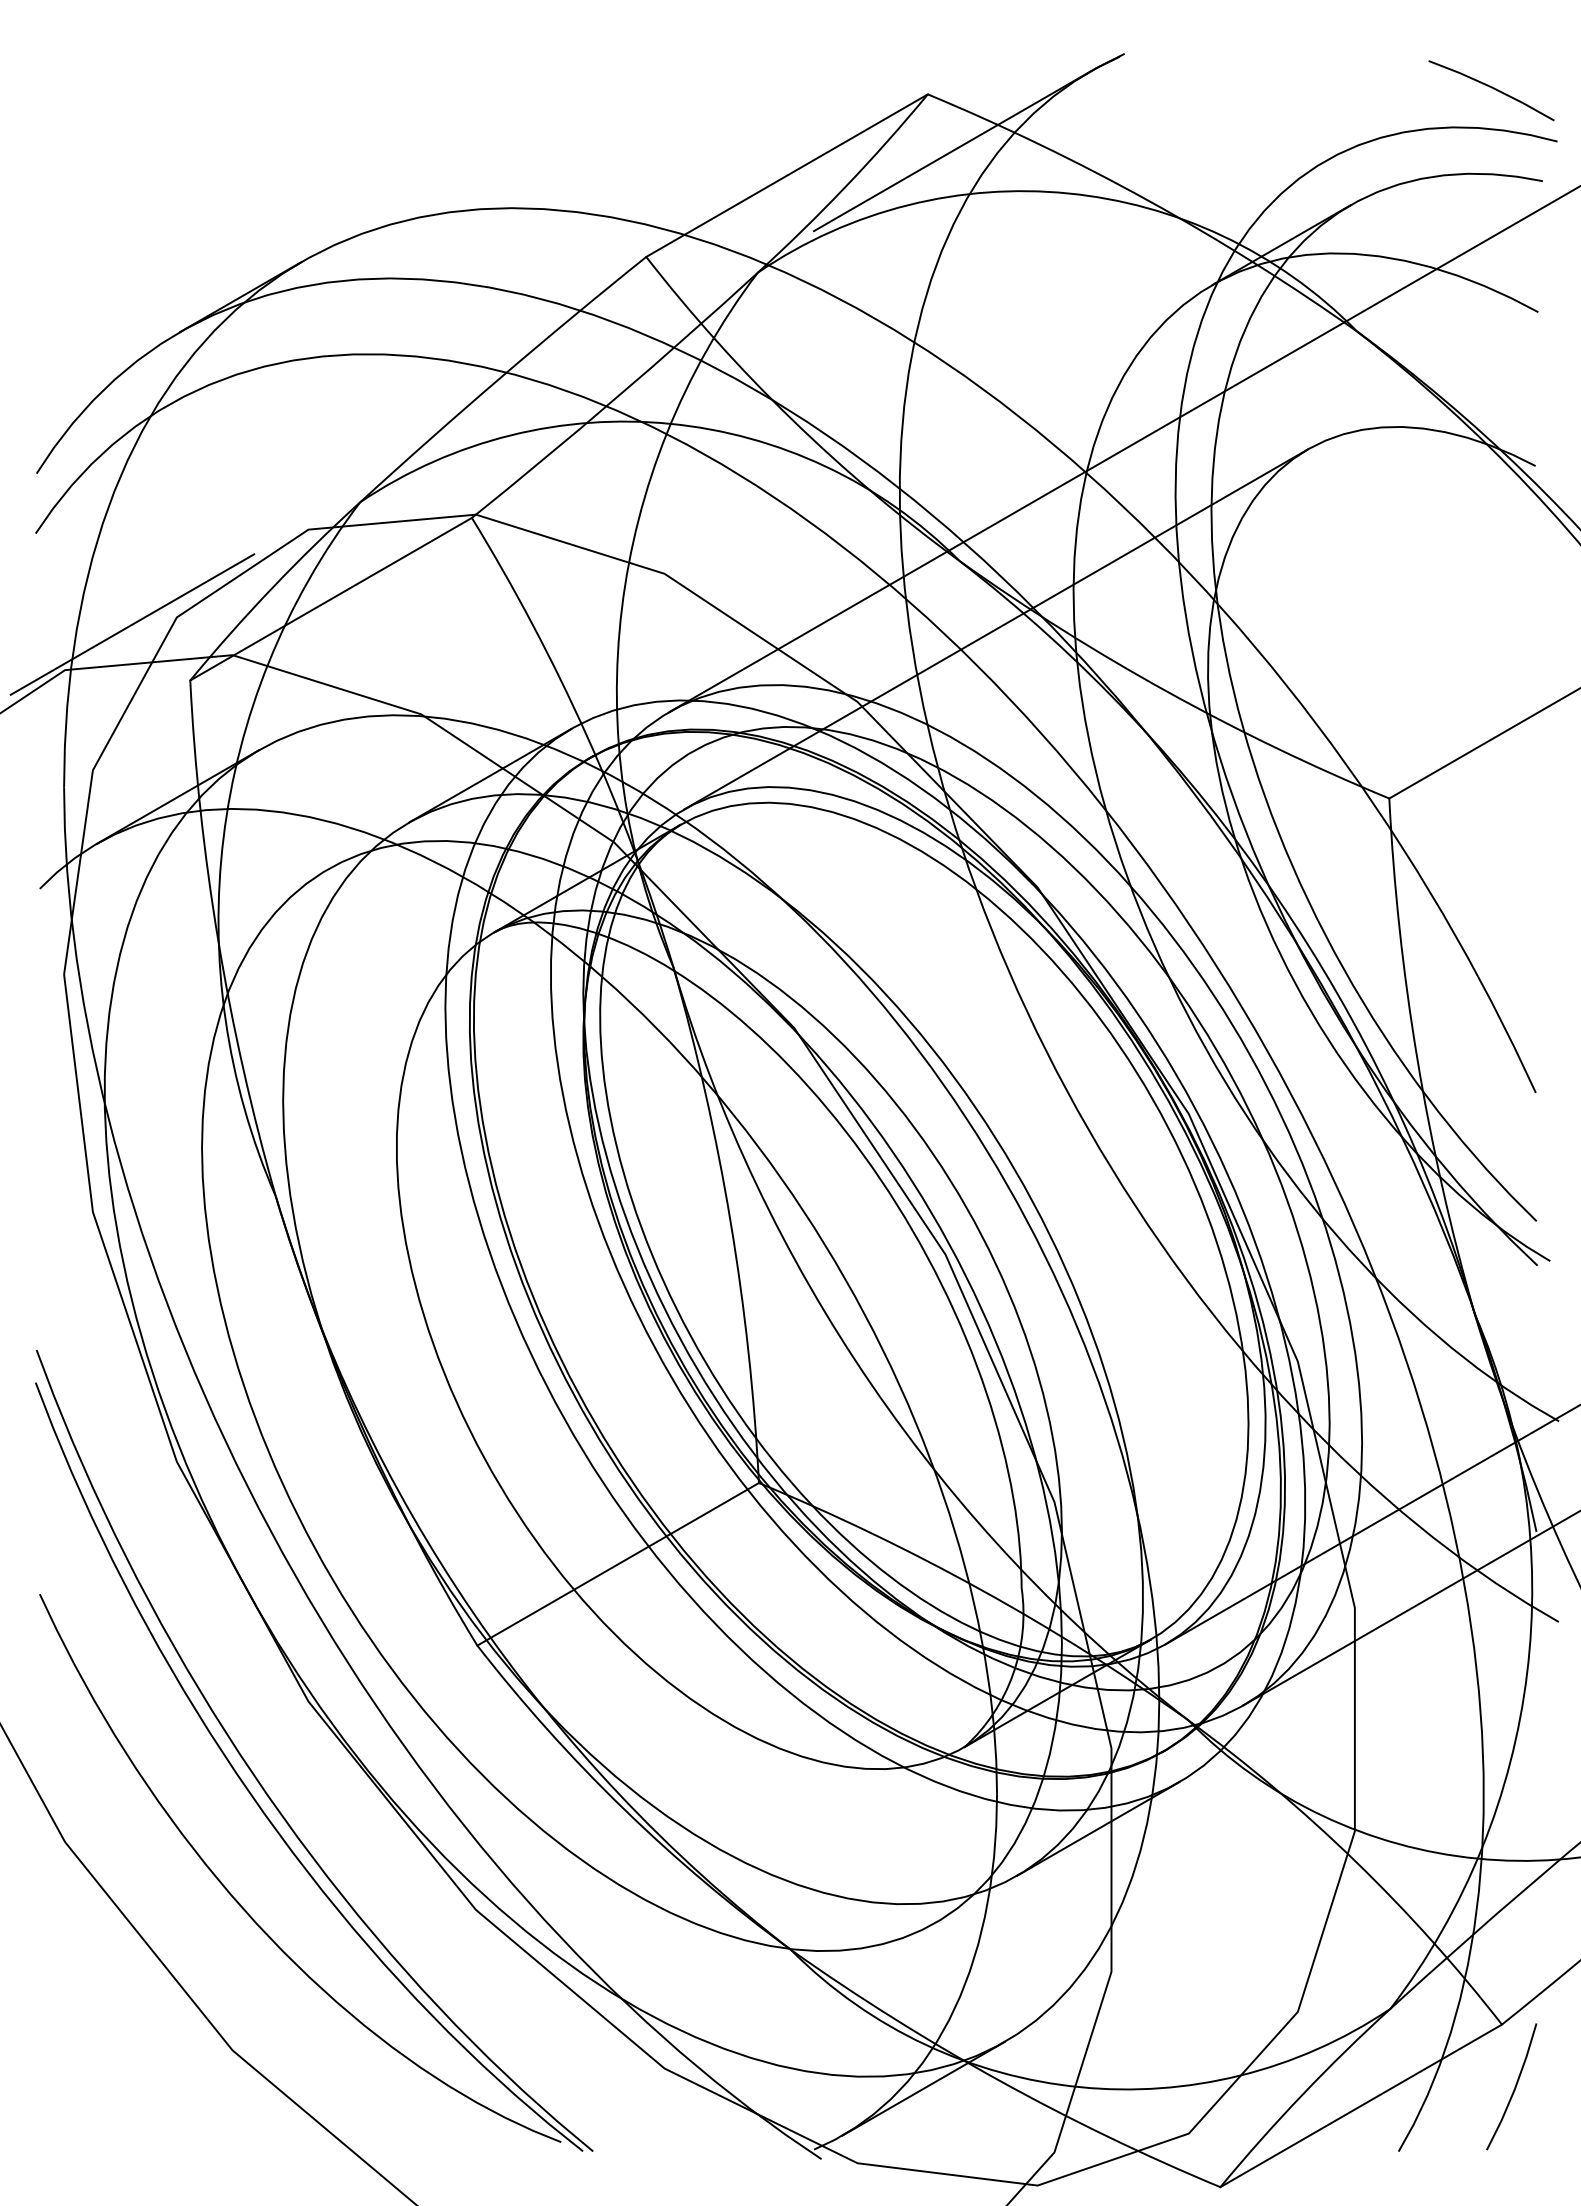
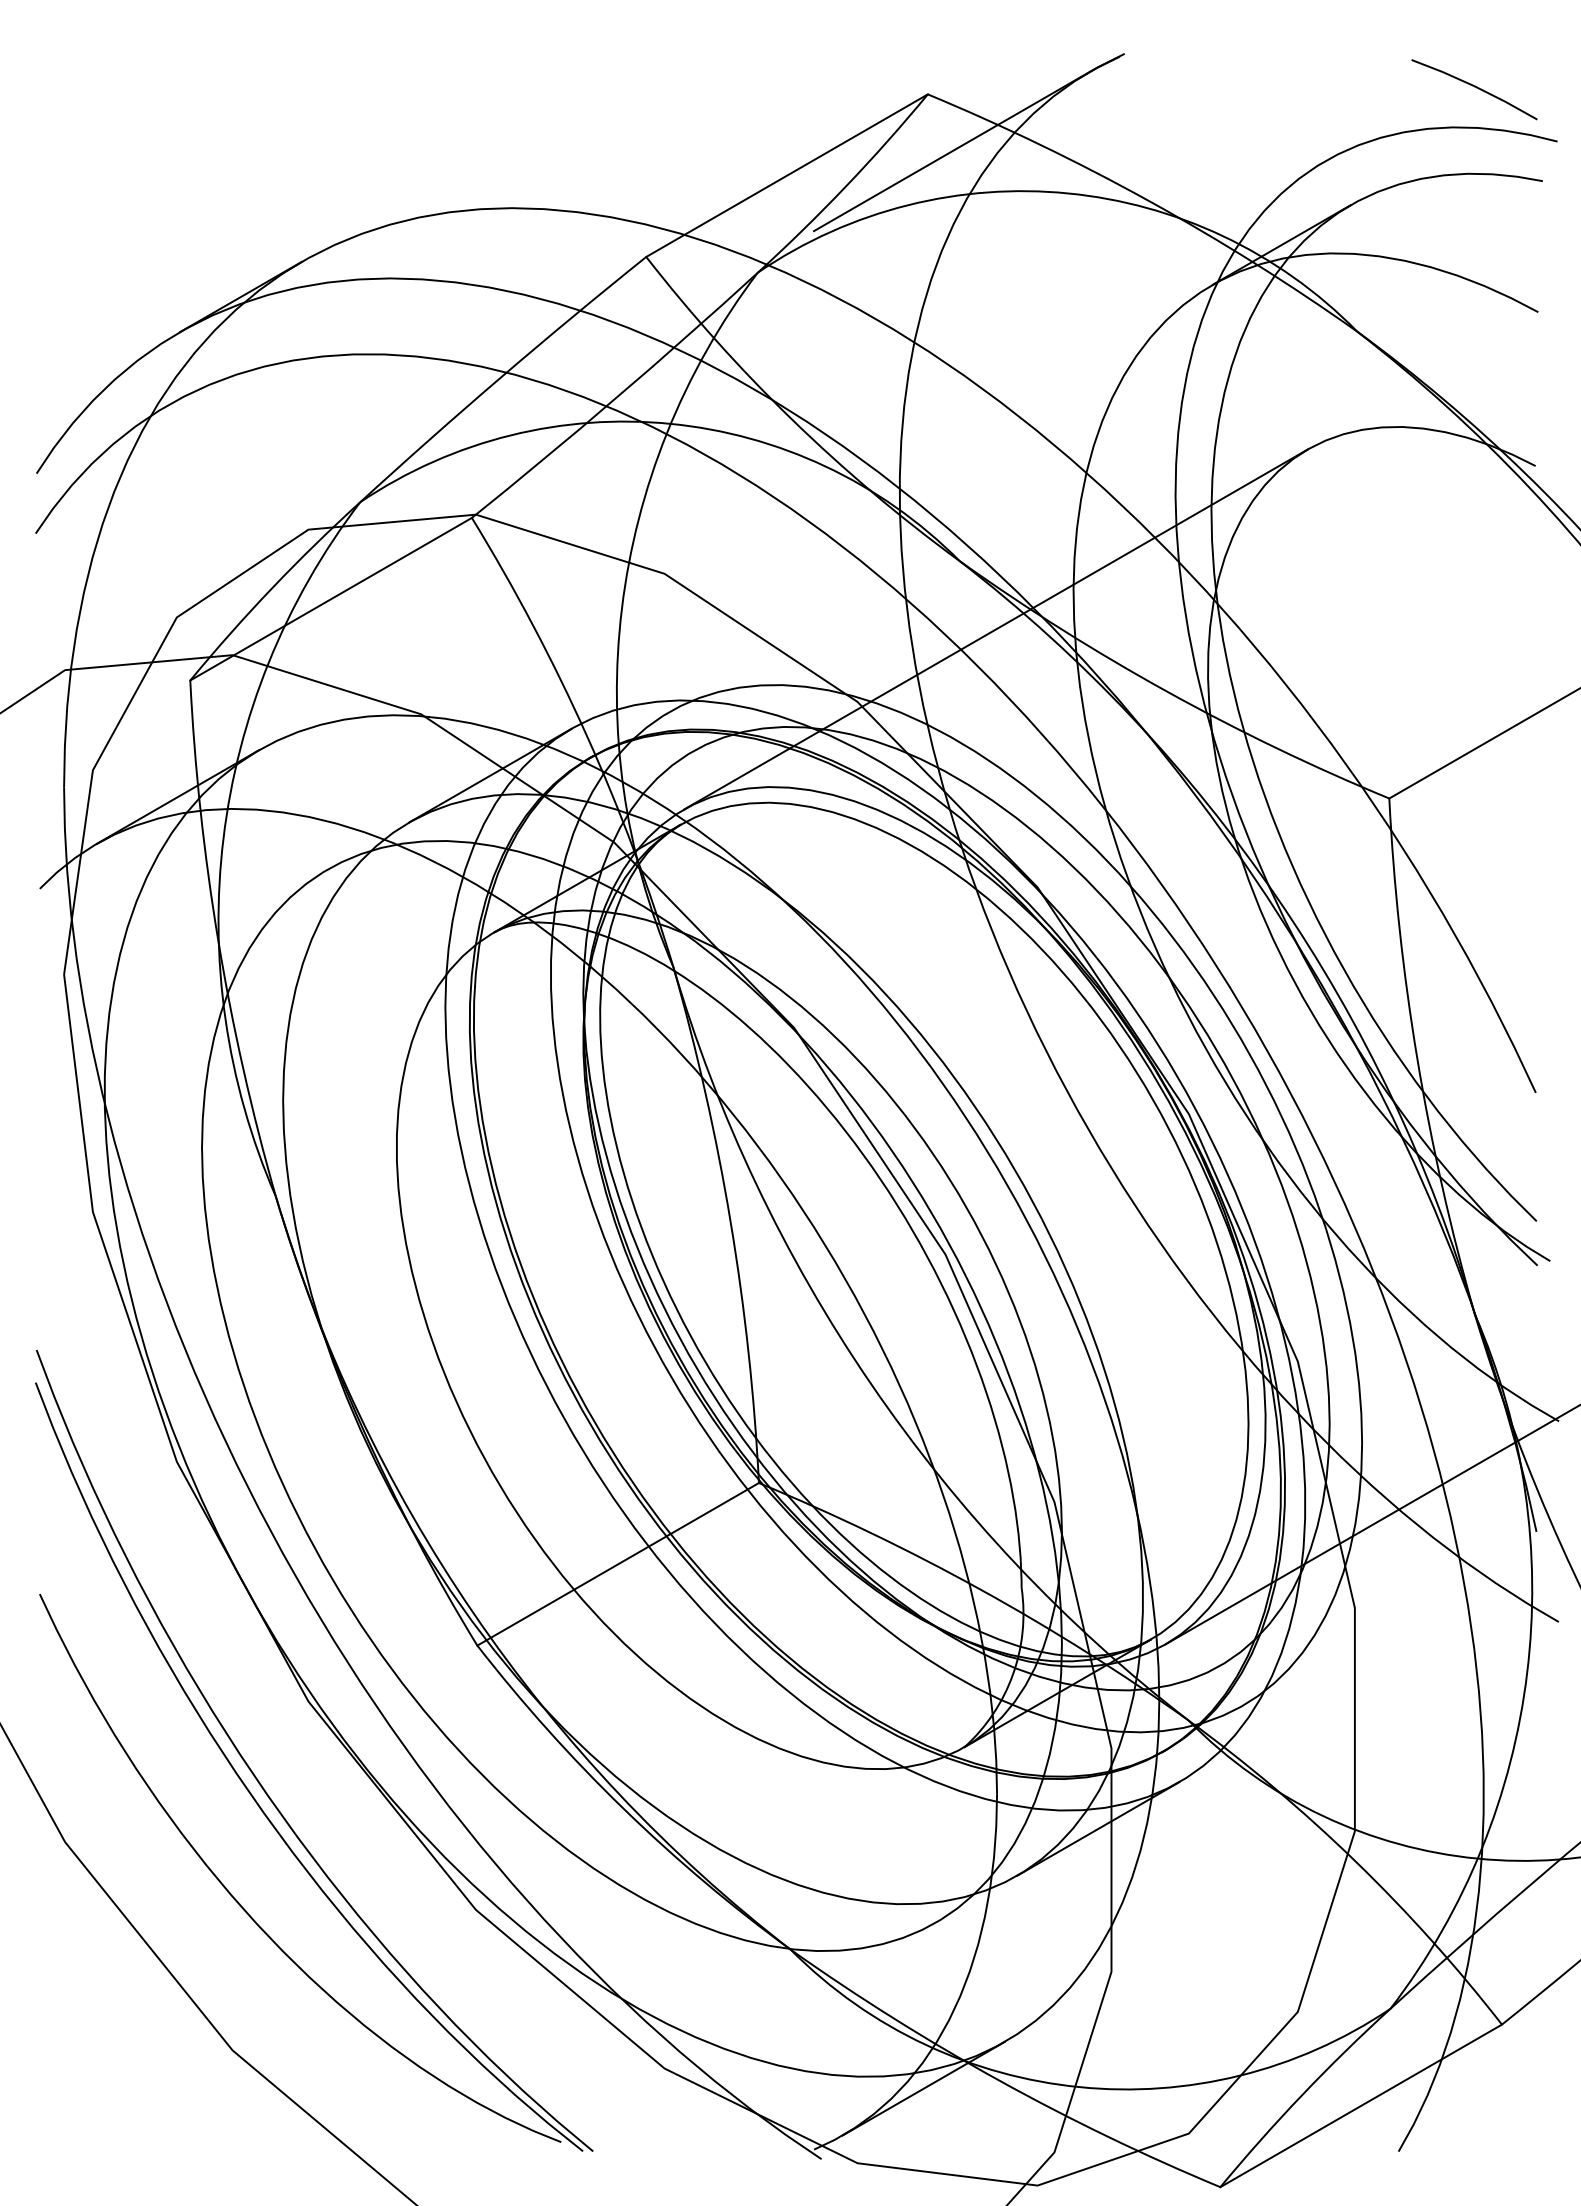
line position: (1491, 88) -> (1474, 87) (1474, 87)
line: present -> none (1123, 449)
line: present -> none (132, 624)
line: present -> none (1410, 1608)
line: present -> none (1514, 2086)
